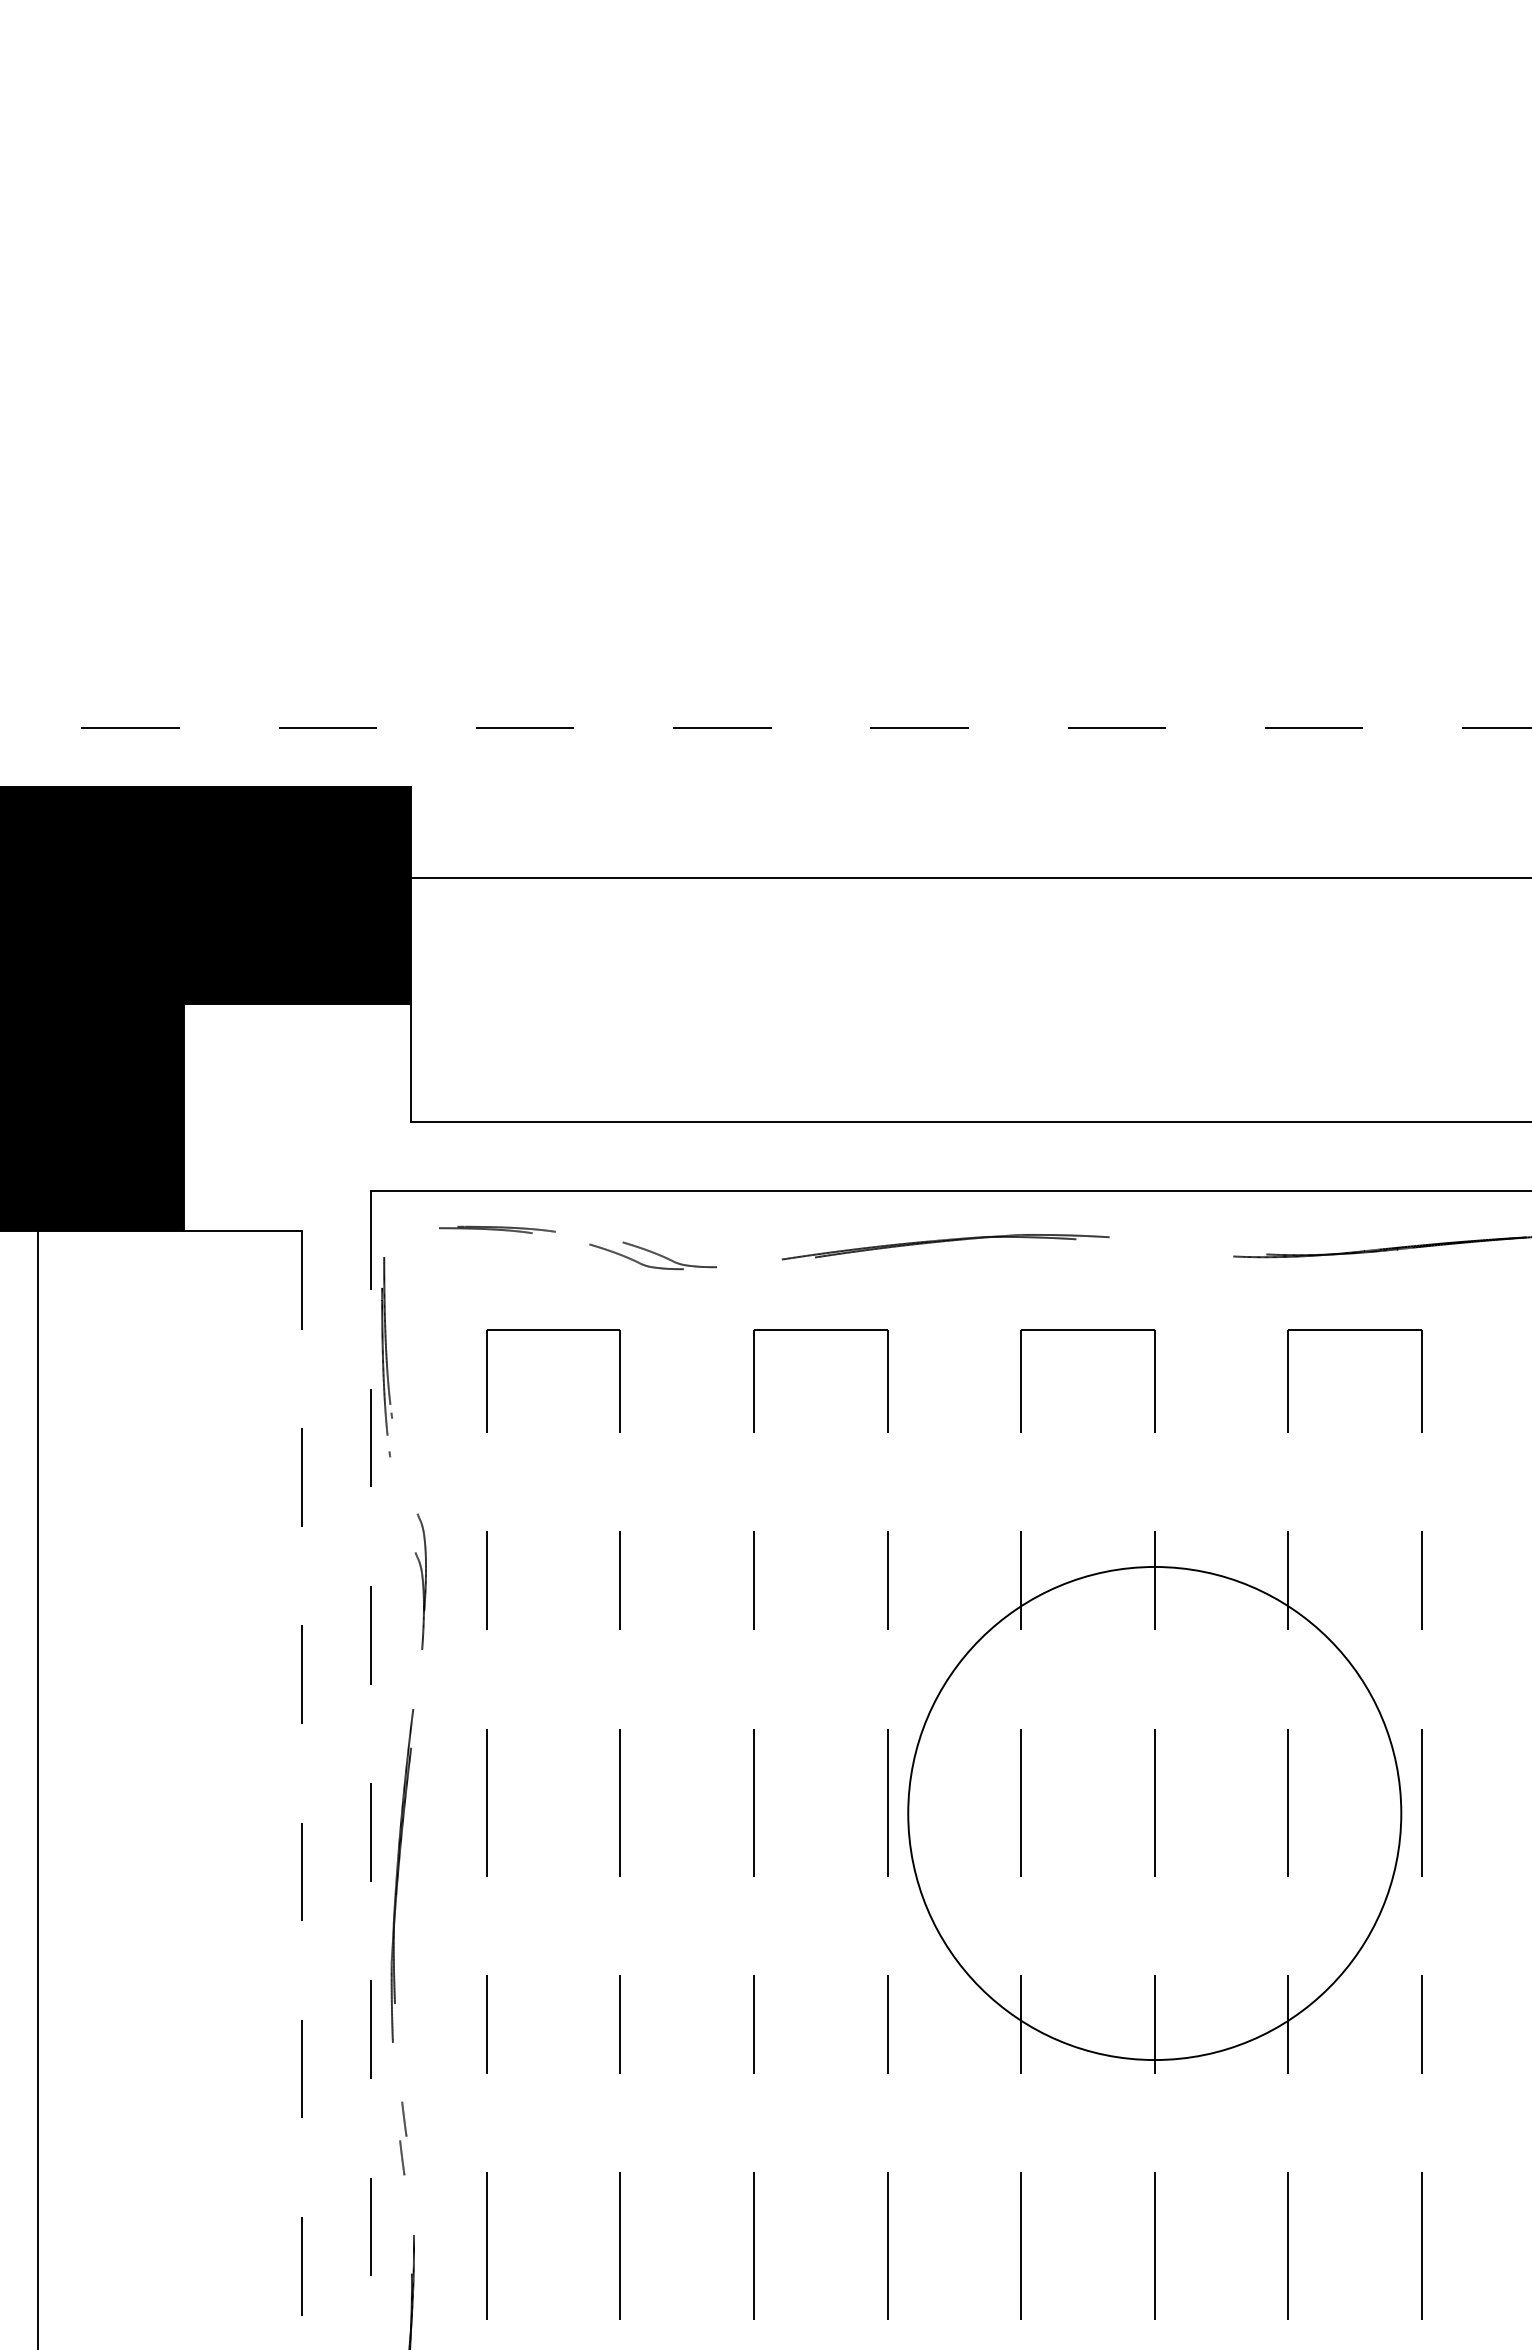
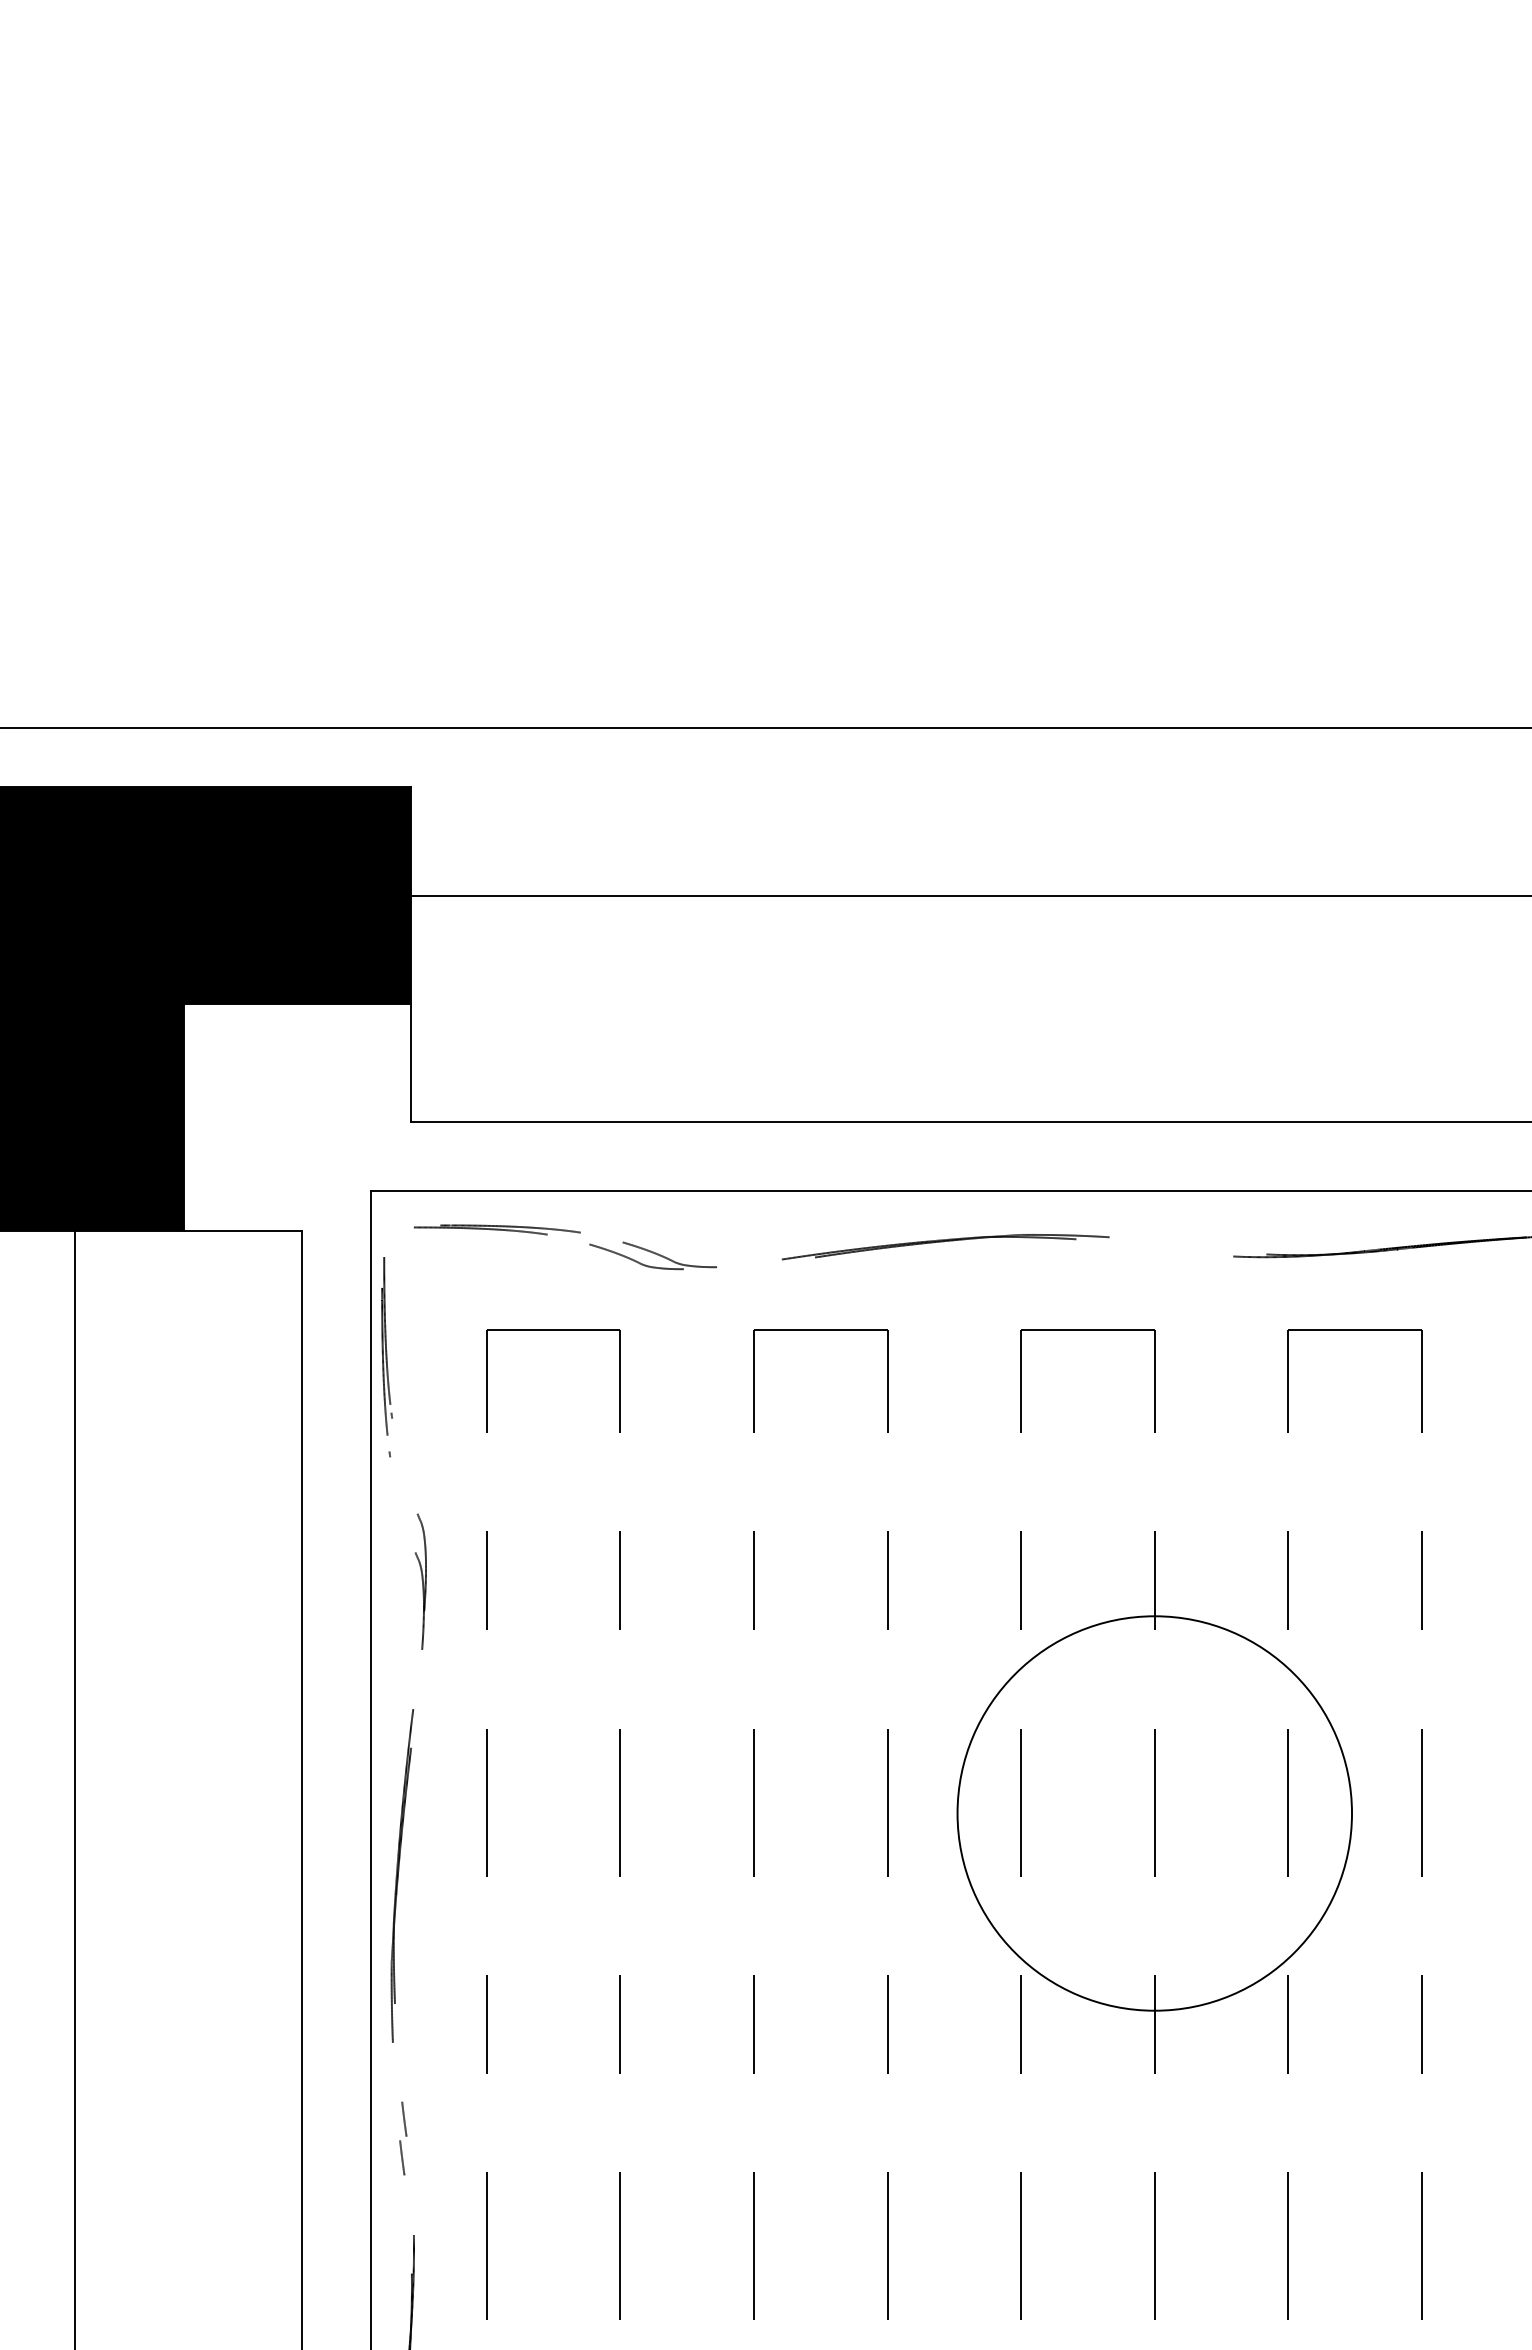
line: dashed -> solid (765, 727)
line position: (969, 877) -> (969, 895) (969, 895)
part size: 117x9 px -> 167x12 px (497, 1229)
line: dashed -> solid (371, 1770)
line position: (38, 1788) -> (75, 1788) (75, 1788)
line: dashed -> solid (302, 1790)
circle diameter: 493 px -> 394 px (1154, 1813)
